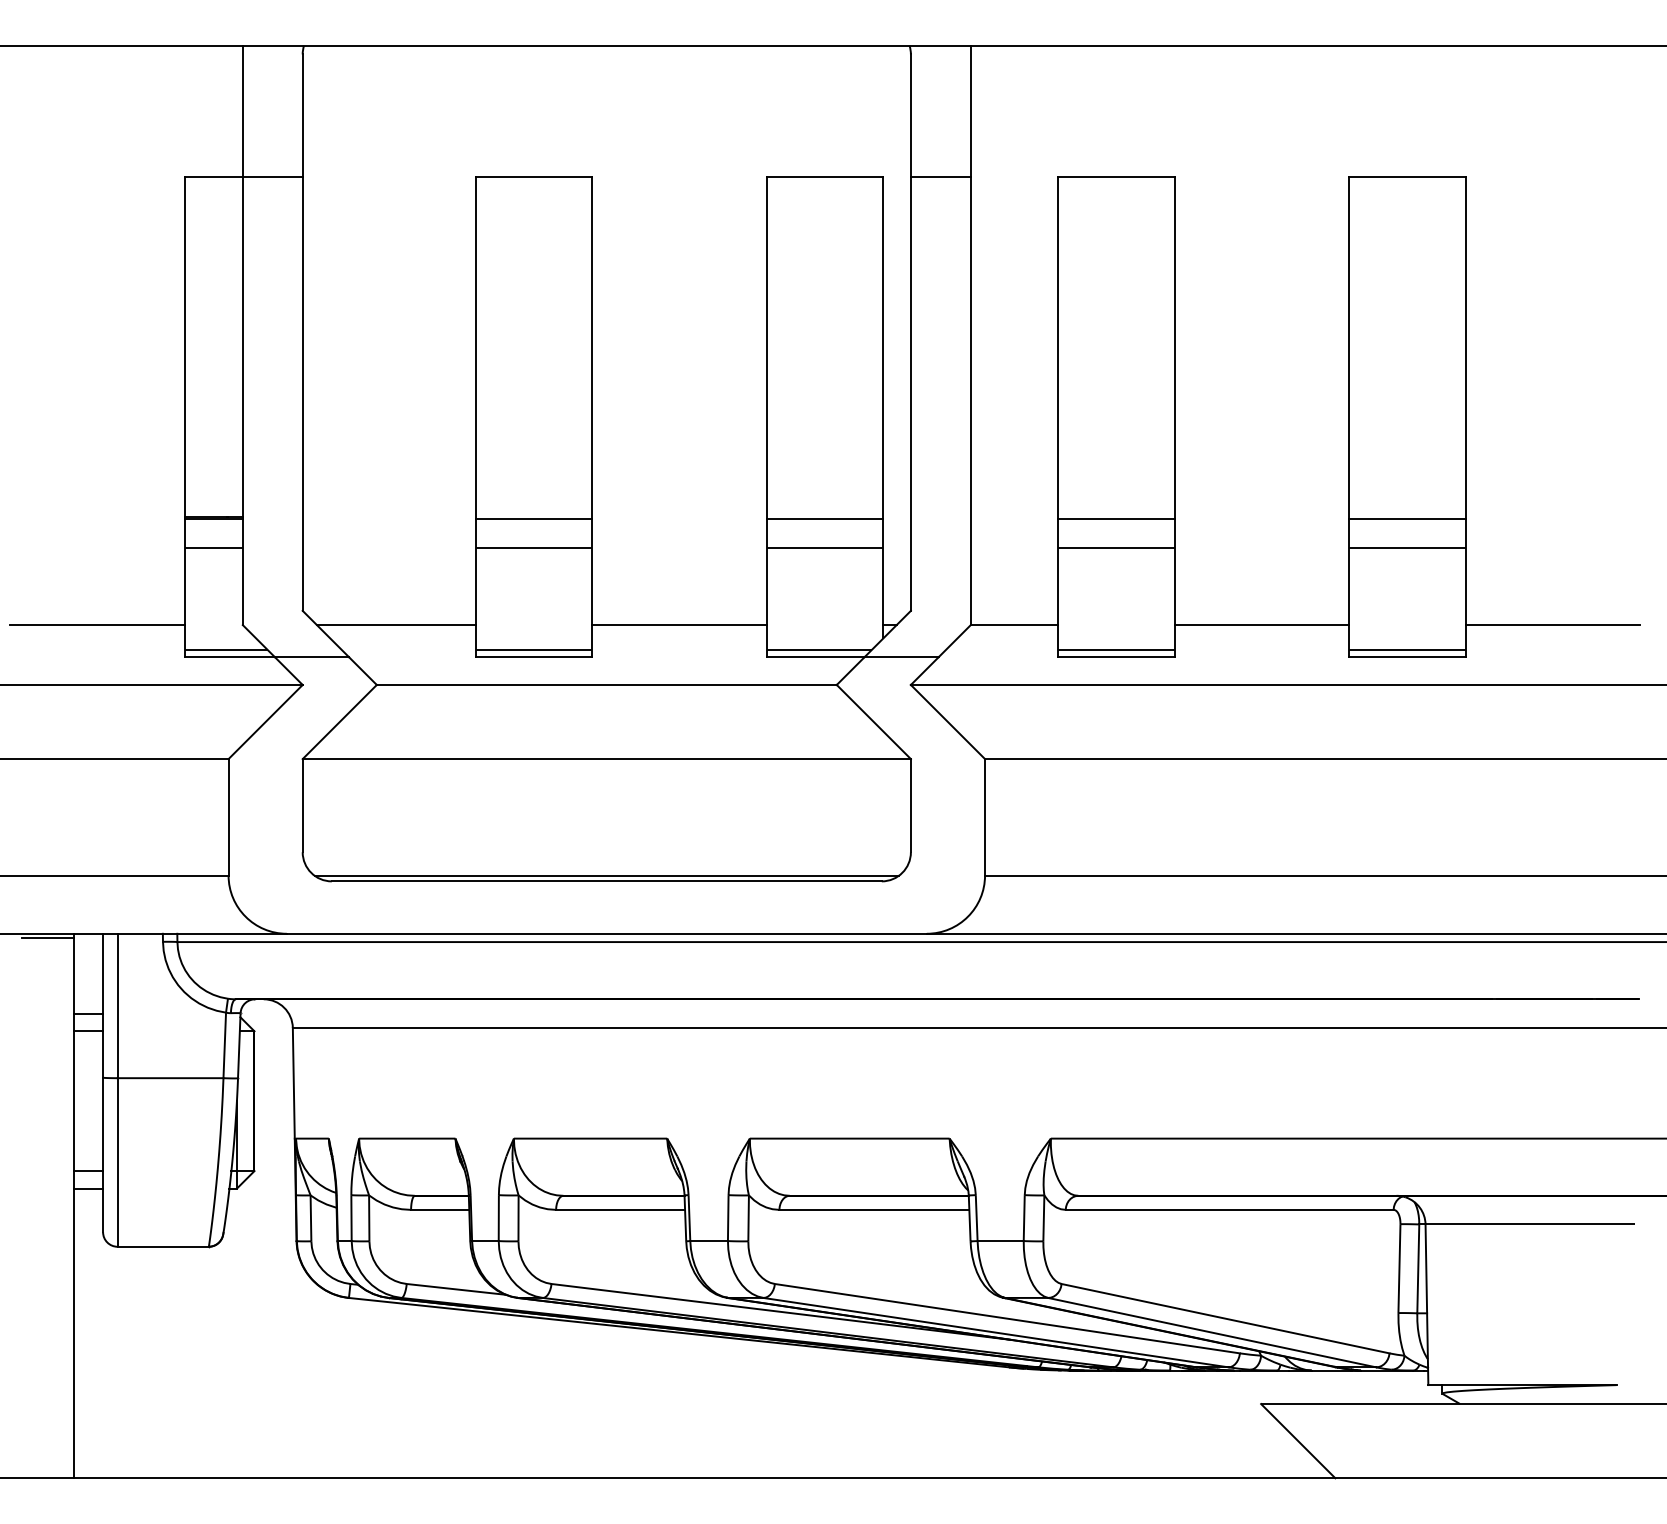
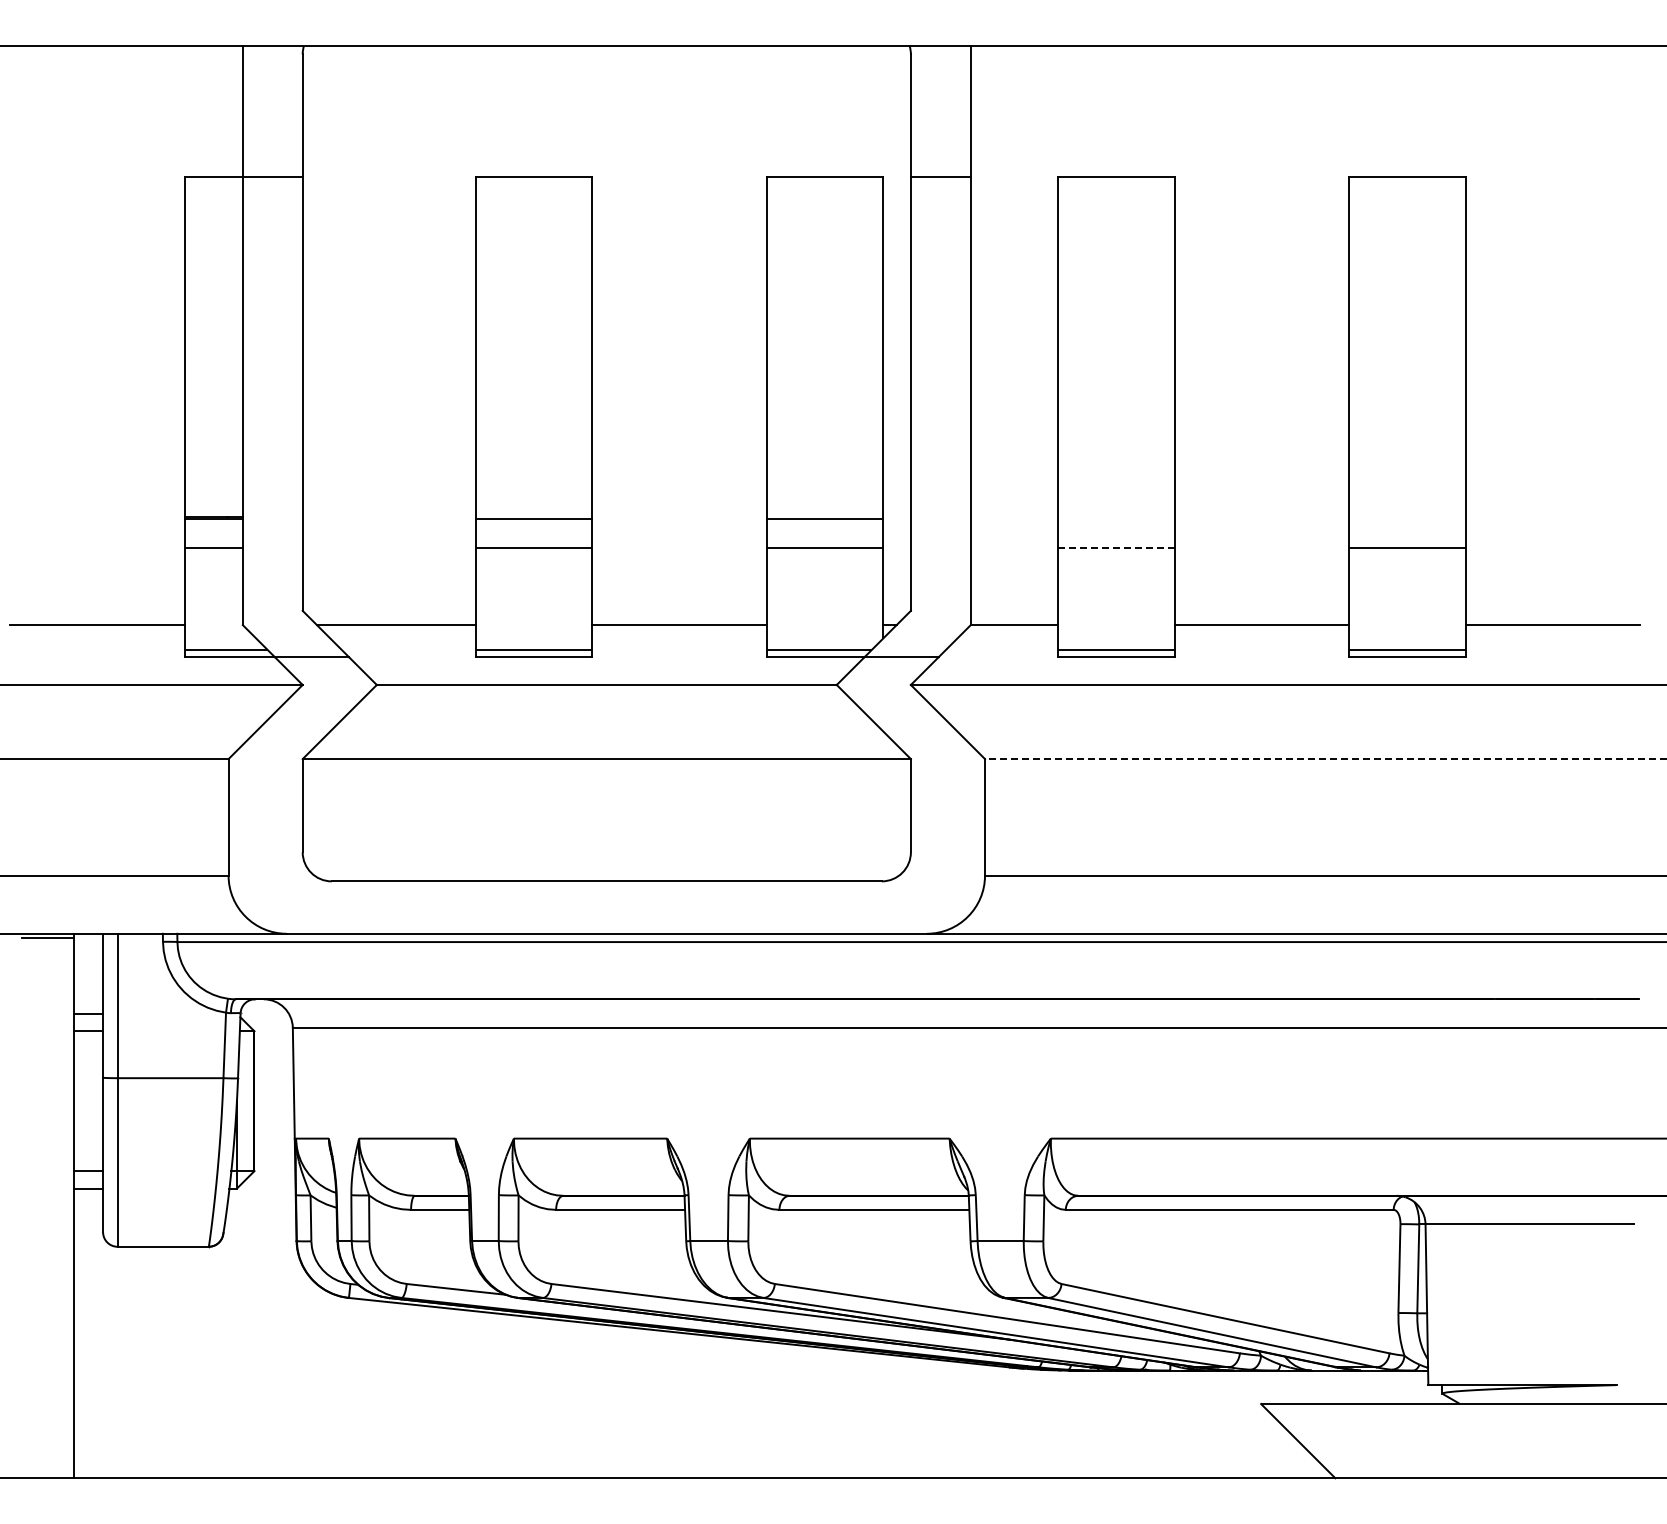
line: present -> none (1116, 518)
line: present -> none (1407, 518)
line: solid -> dashed (1116, 547)
line: solid -> dashed (1325, 759)
line: present -> none (606, 875)
